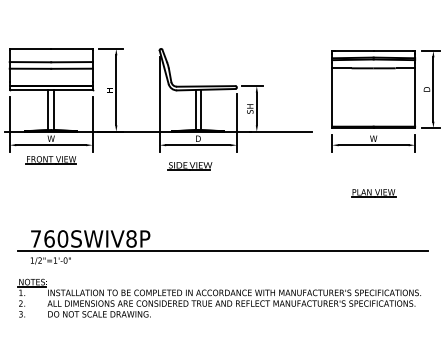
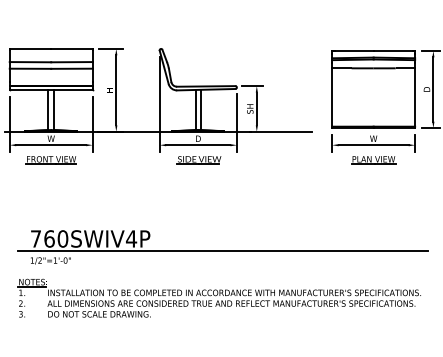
part position: (189, 166) -> (198, 160) (198, 160)
part position: (373, 193) -> (373, 160) (373, 160)
text: 760SWIV8P -> 760SWIV4P (131, 238)
